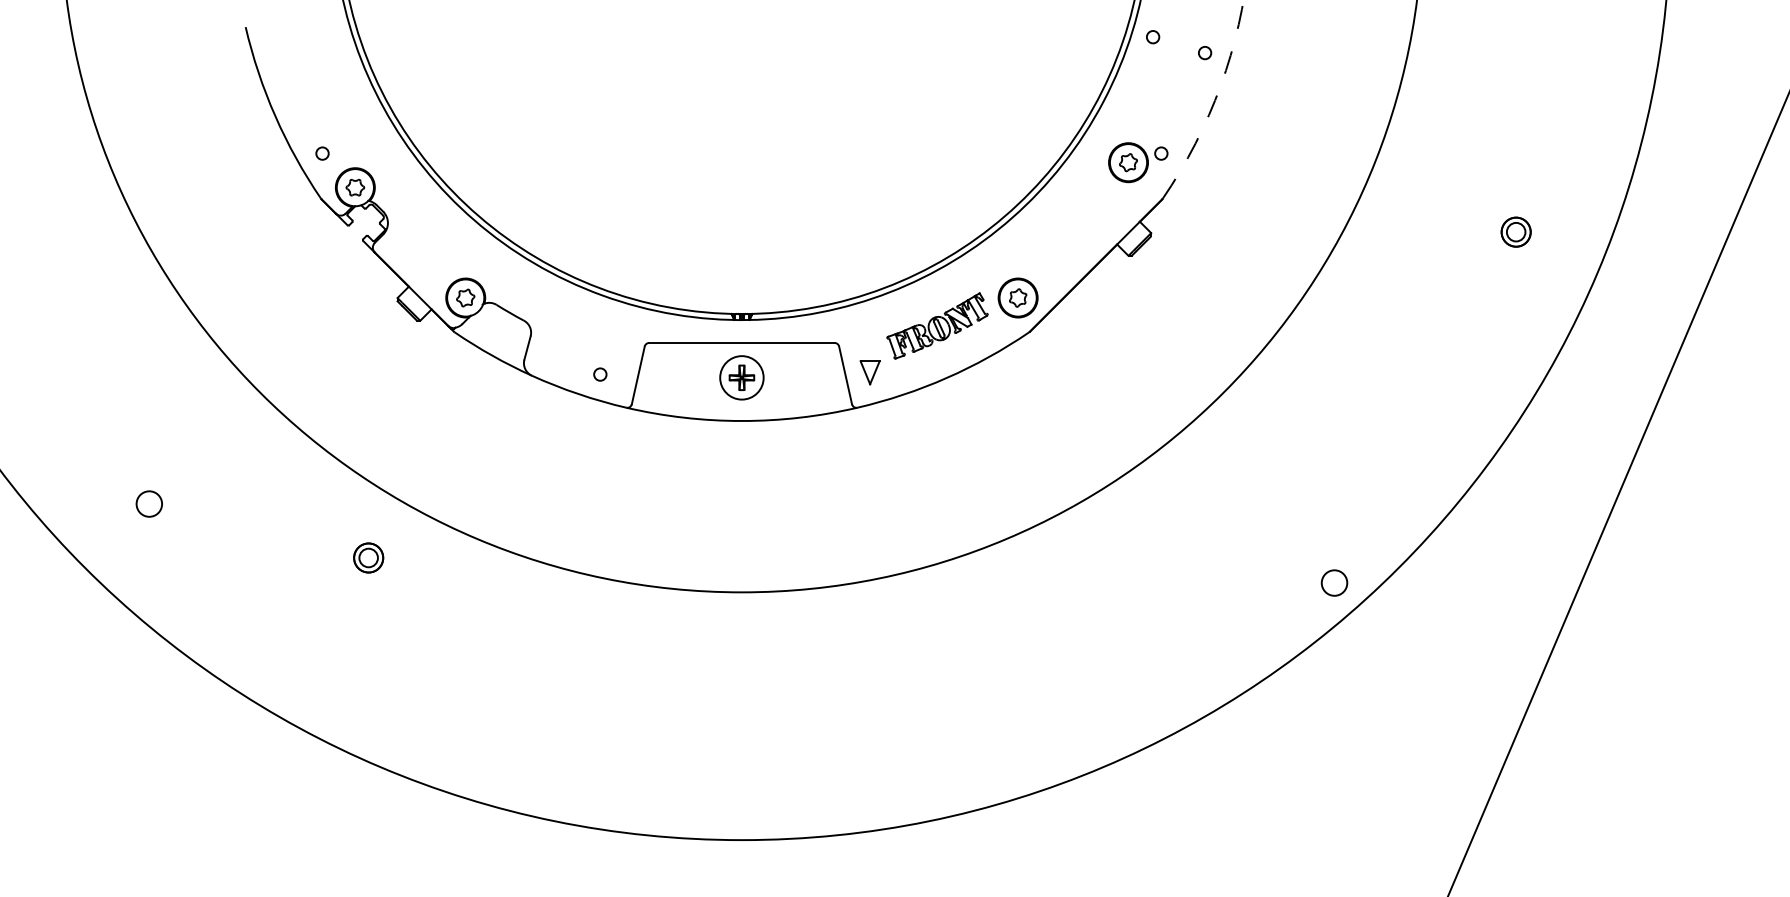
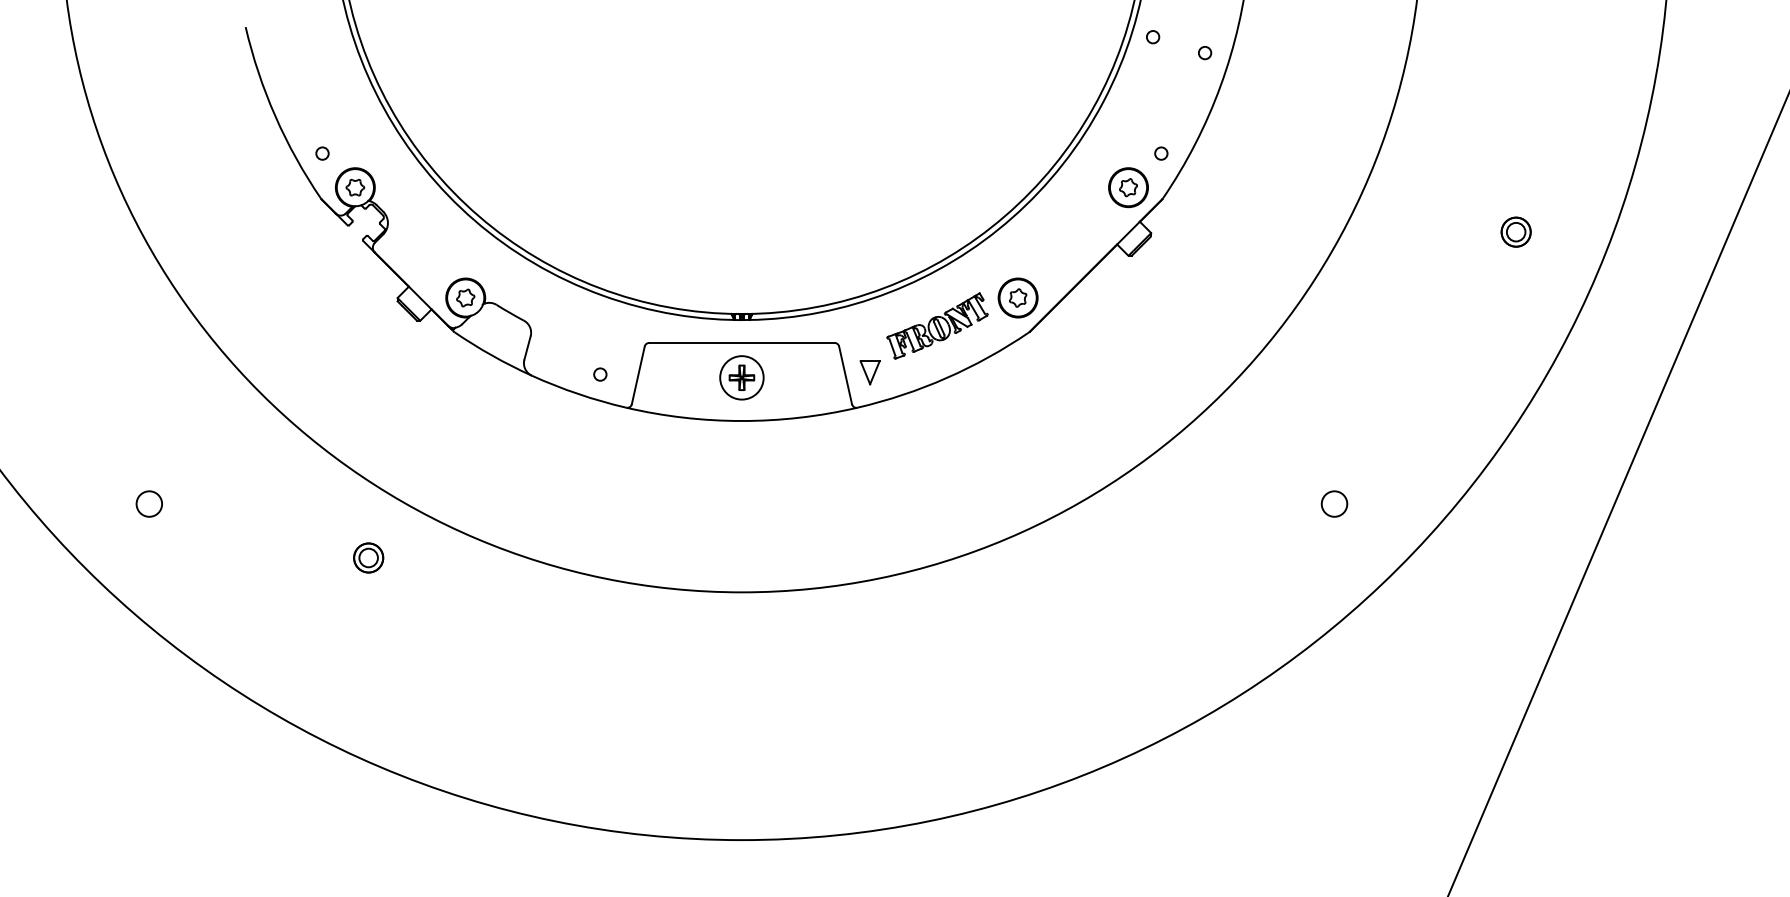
arc: dashed -> solid (1213, 103)
part position: (1128, 162) -> (1128, 187) (1128, 187)
circle position: (1334, 582) -> (1334, 503) (1334, 503)
